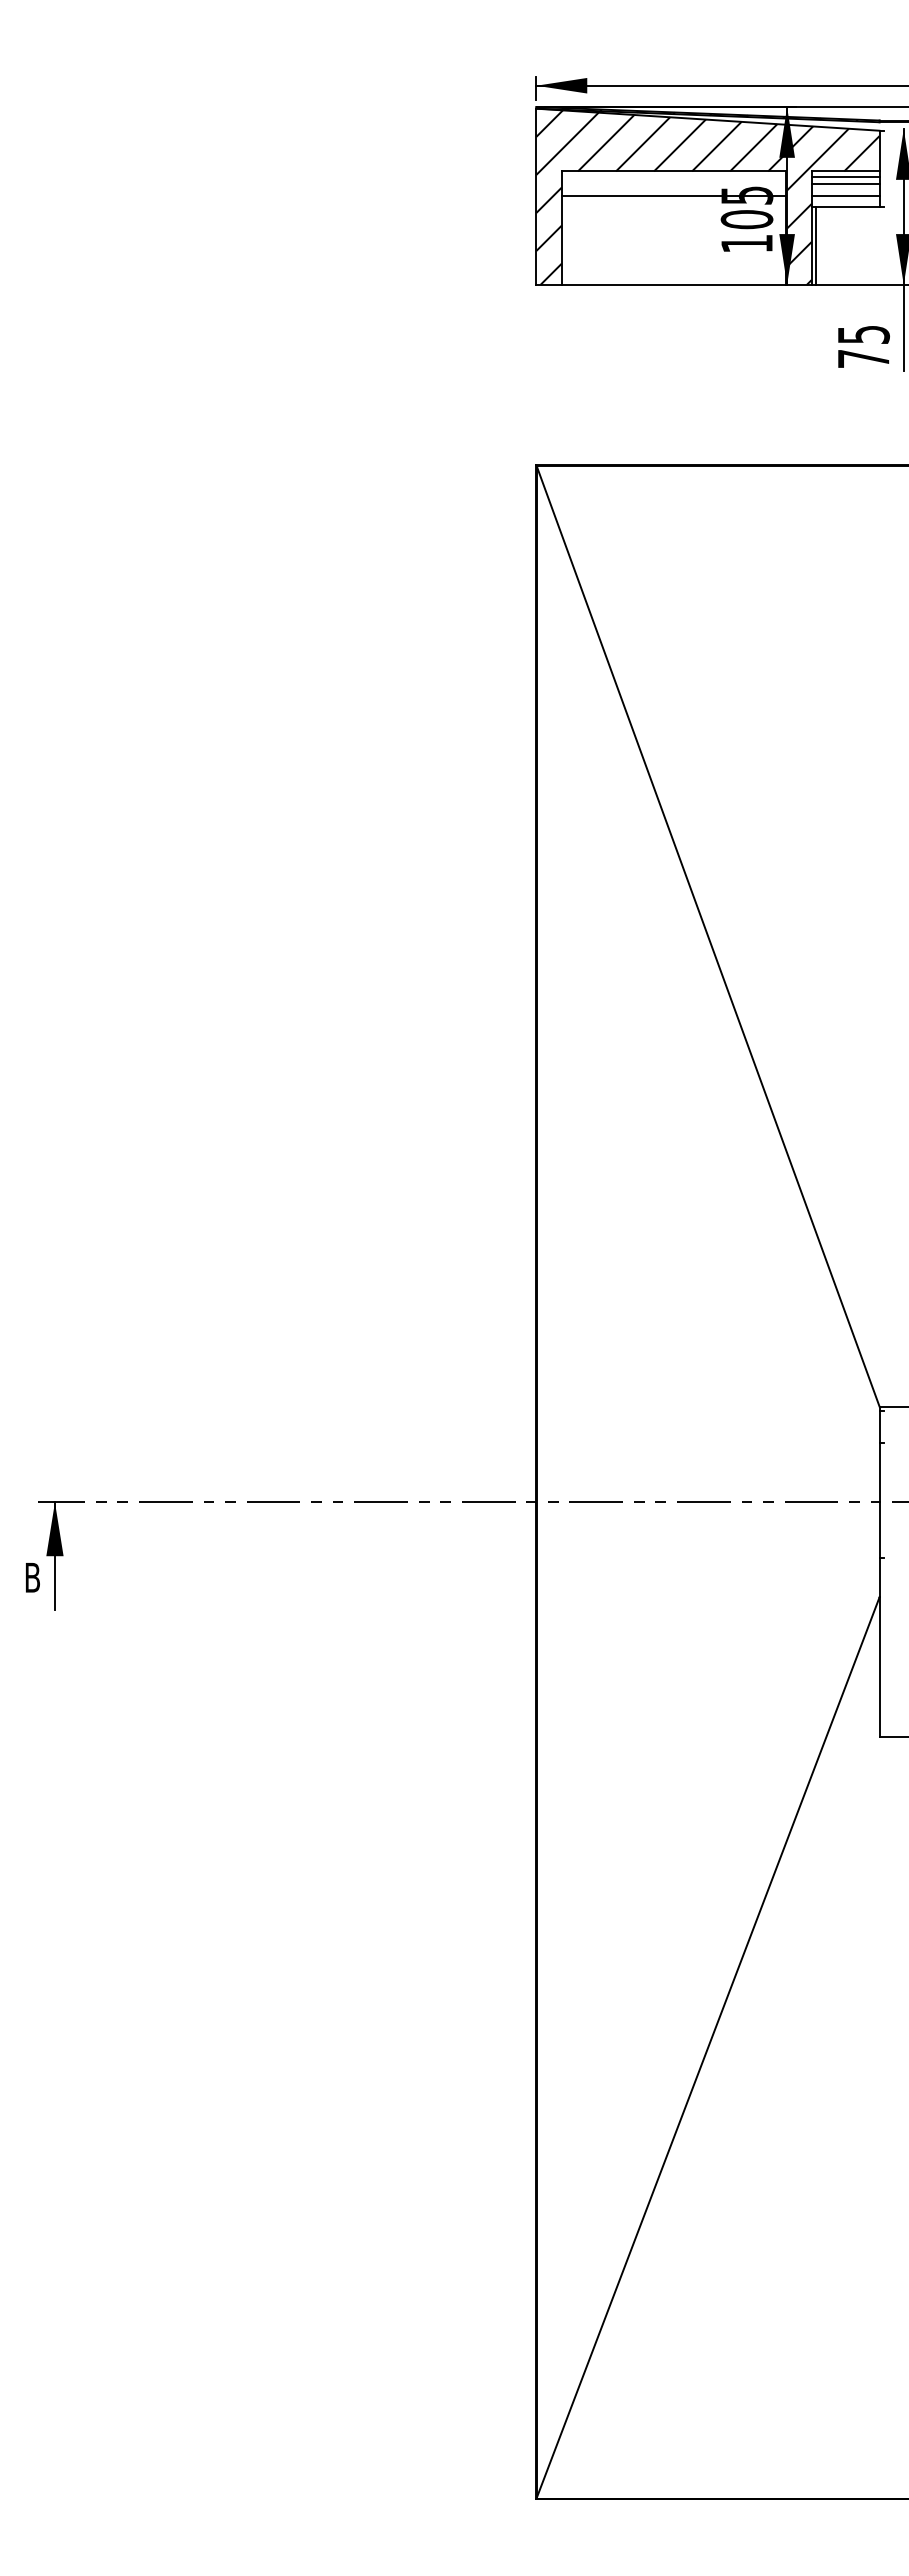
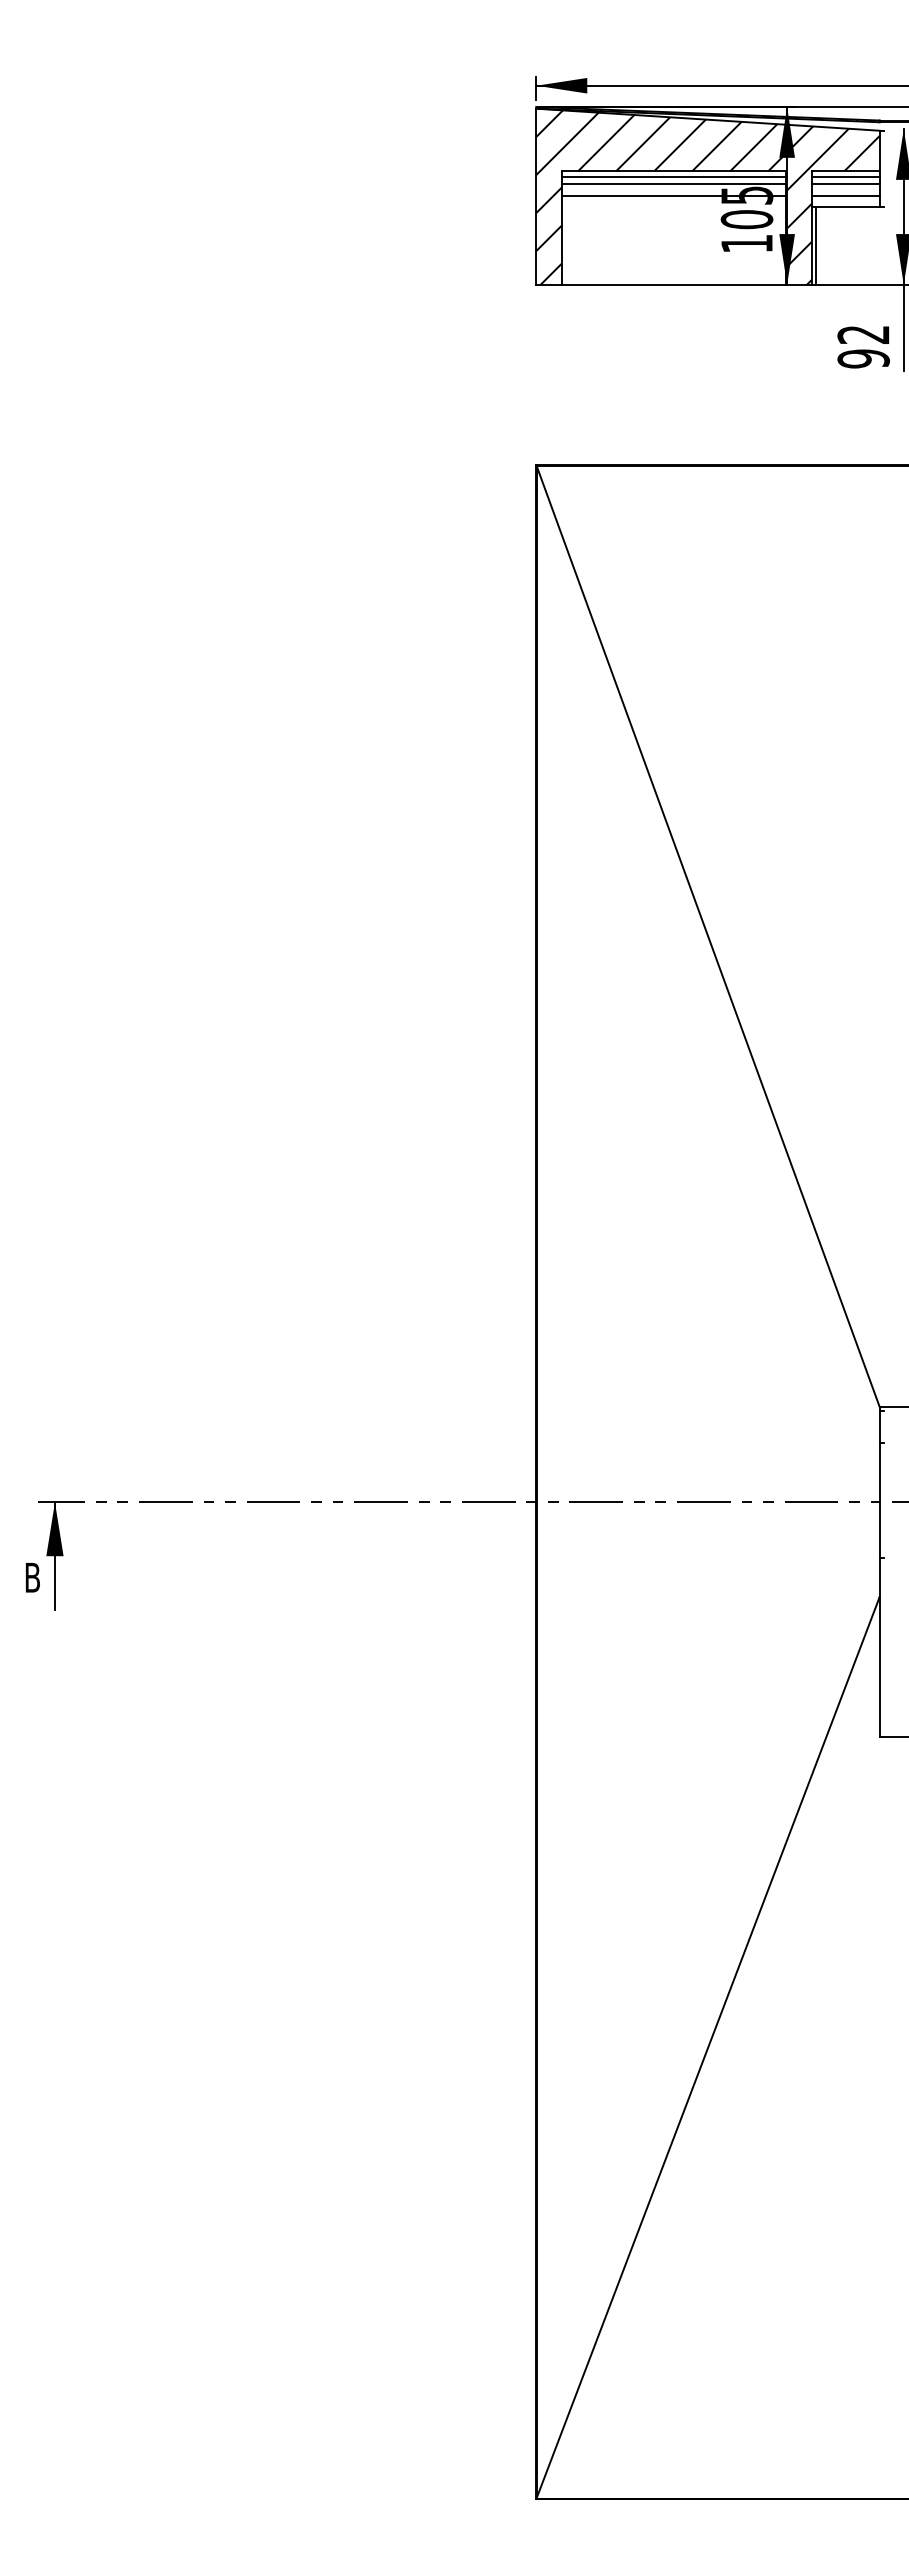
line: none -> present (673, 176)
line: none -> present (673, 183)
text: 75 -> 92 (863, 347)
